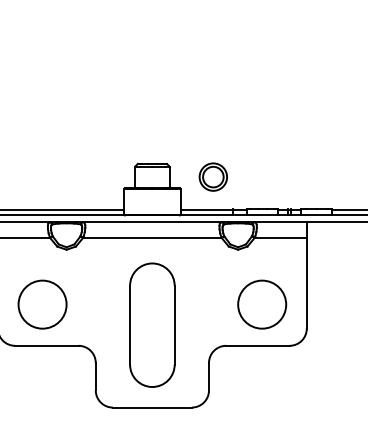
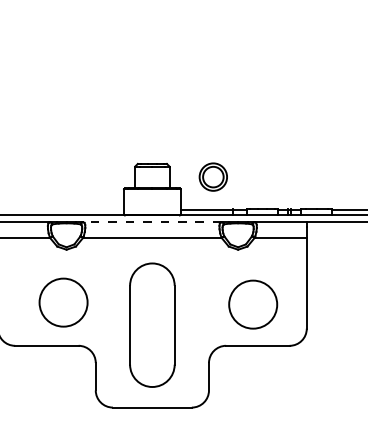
line: present -> none (63, 210)
line: solid -> dashed (151, 222)
circle position: (42, 304) -> (63, 302) (63, 302)
circle position: (262, 304) -> (253, 304) (253, 304)
